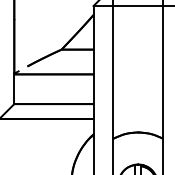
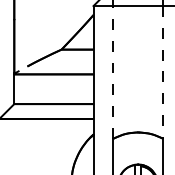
line: solid -> dashed (113, 71)
line: solid -> dashed (162, 72)
